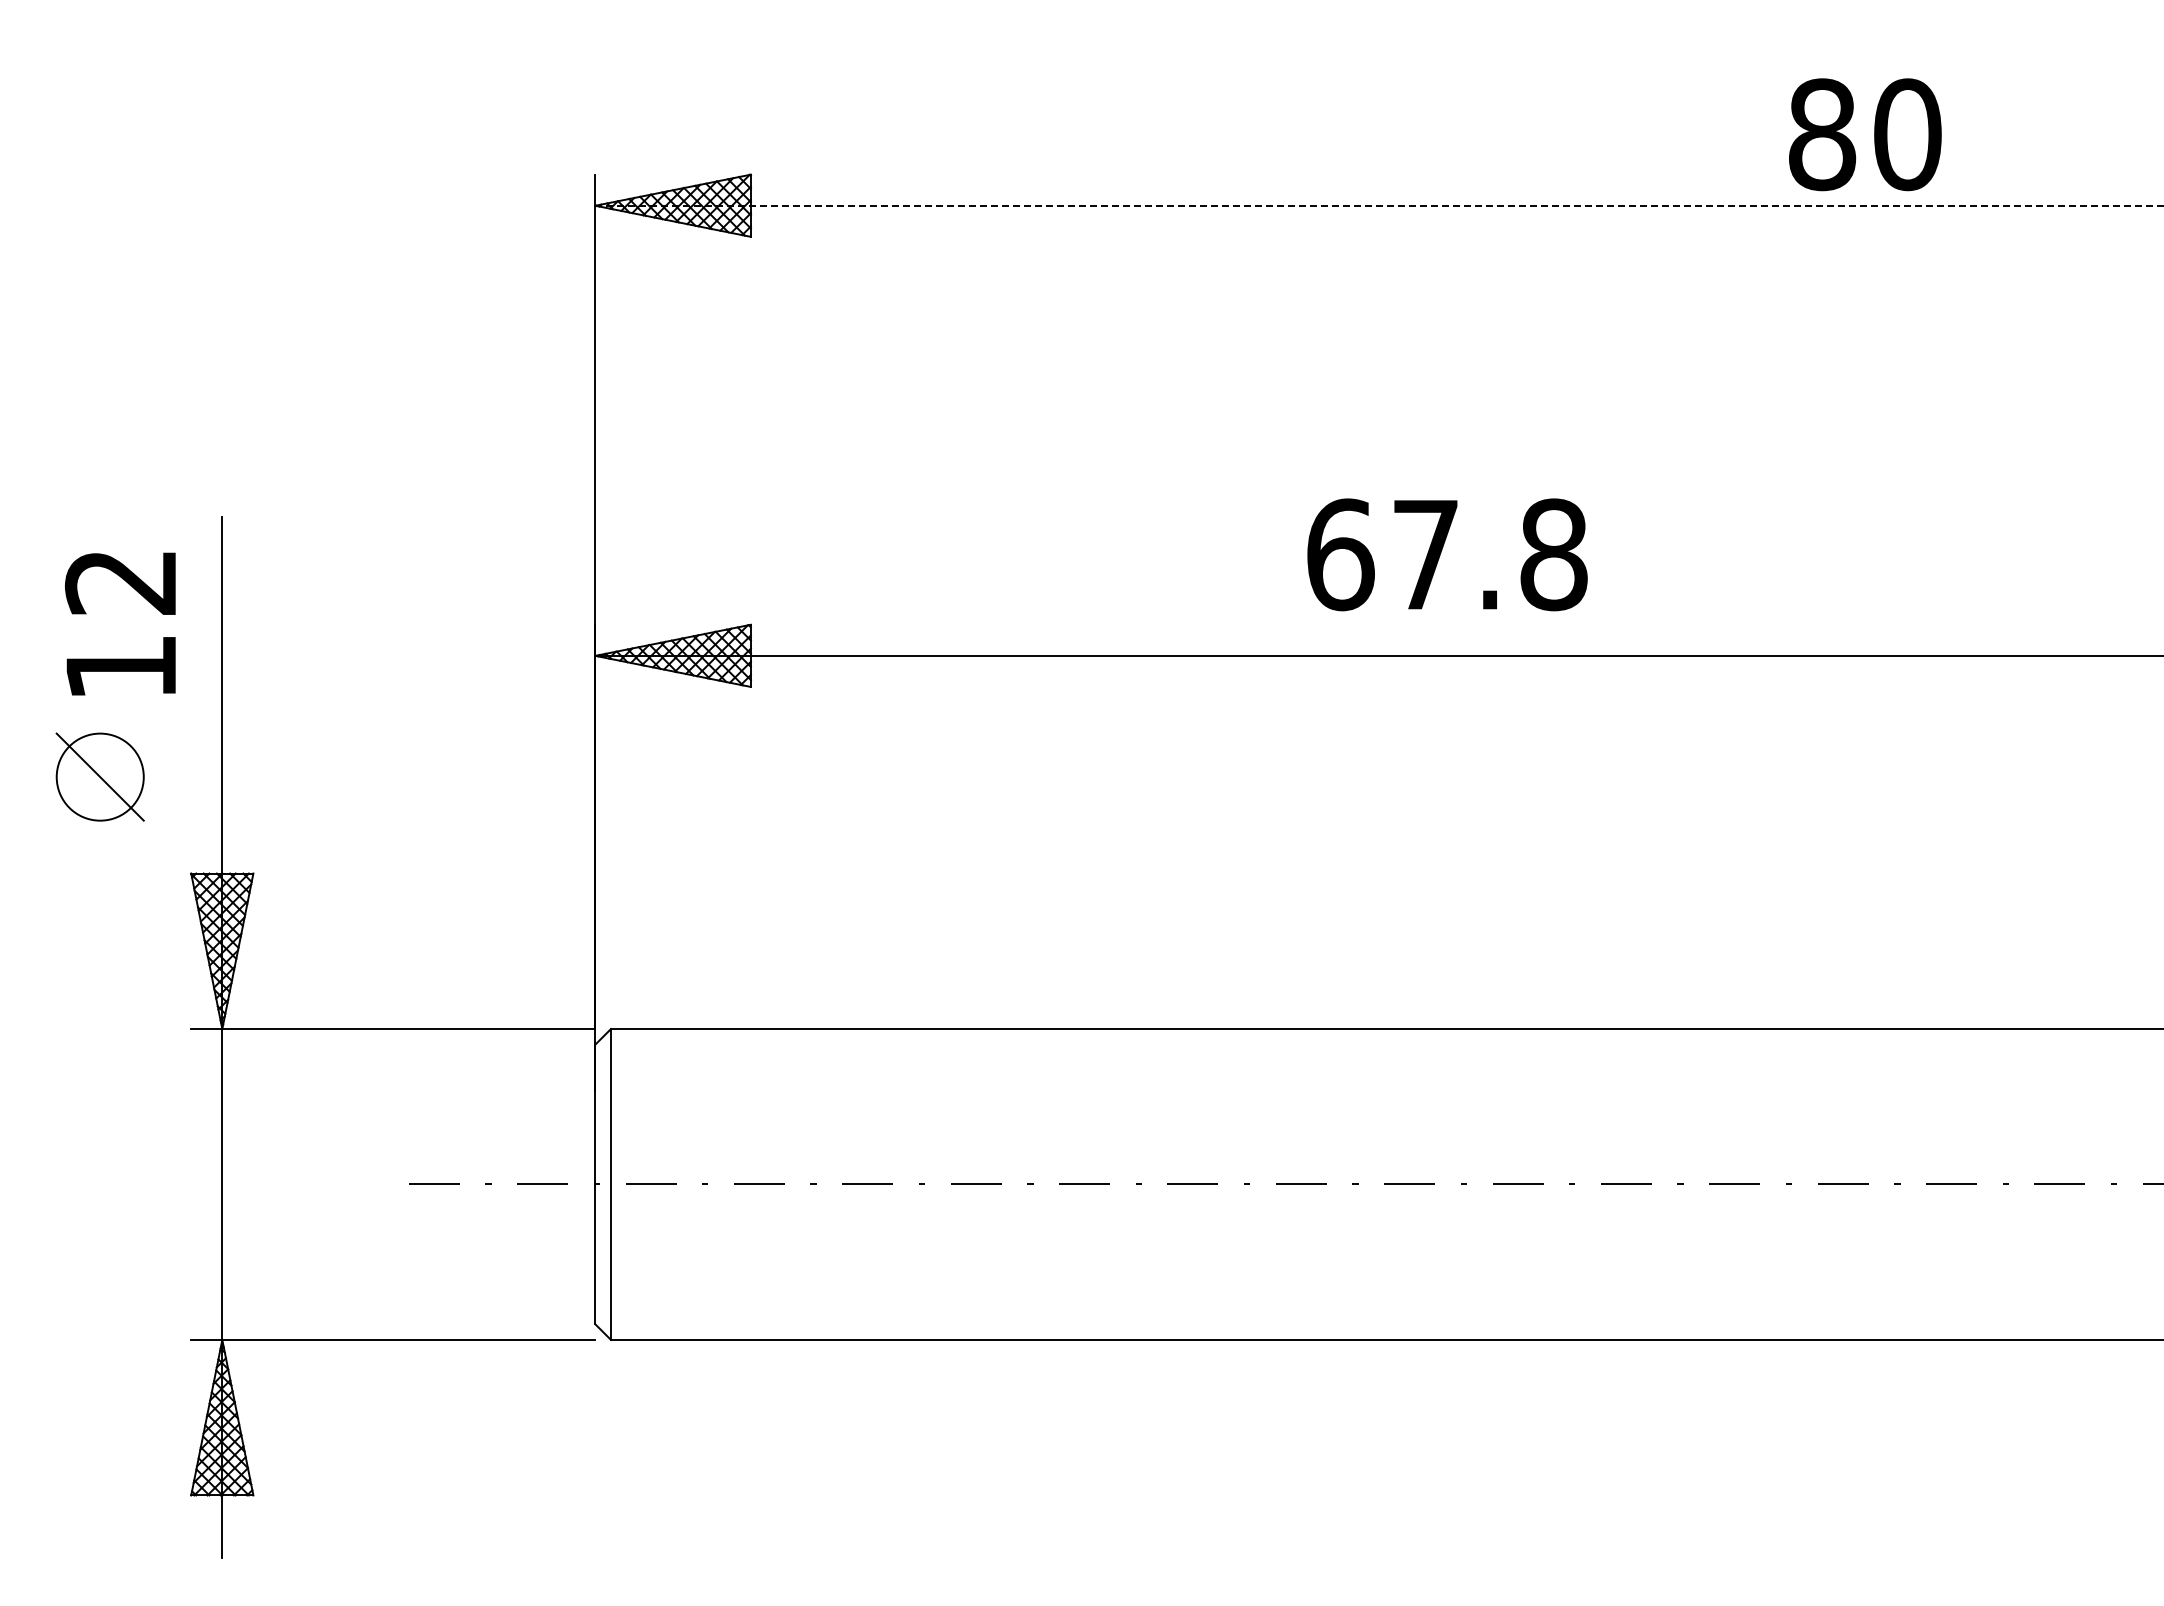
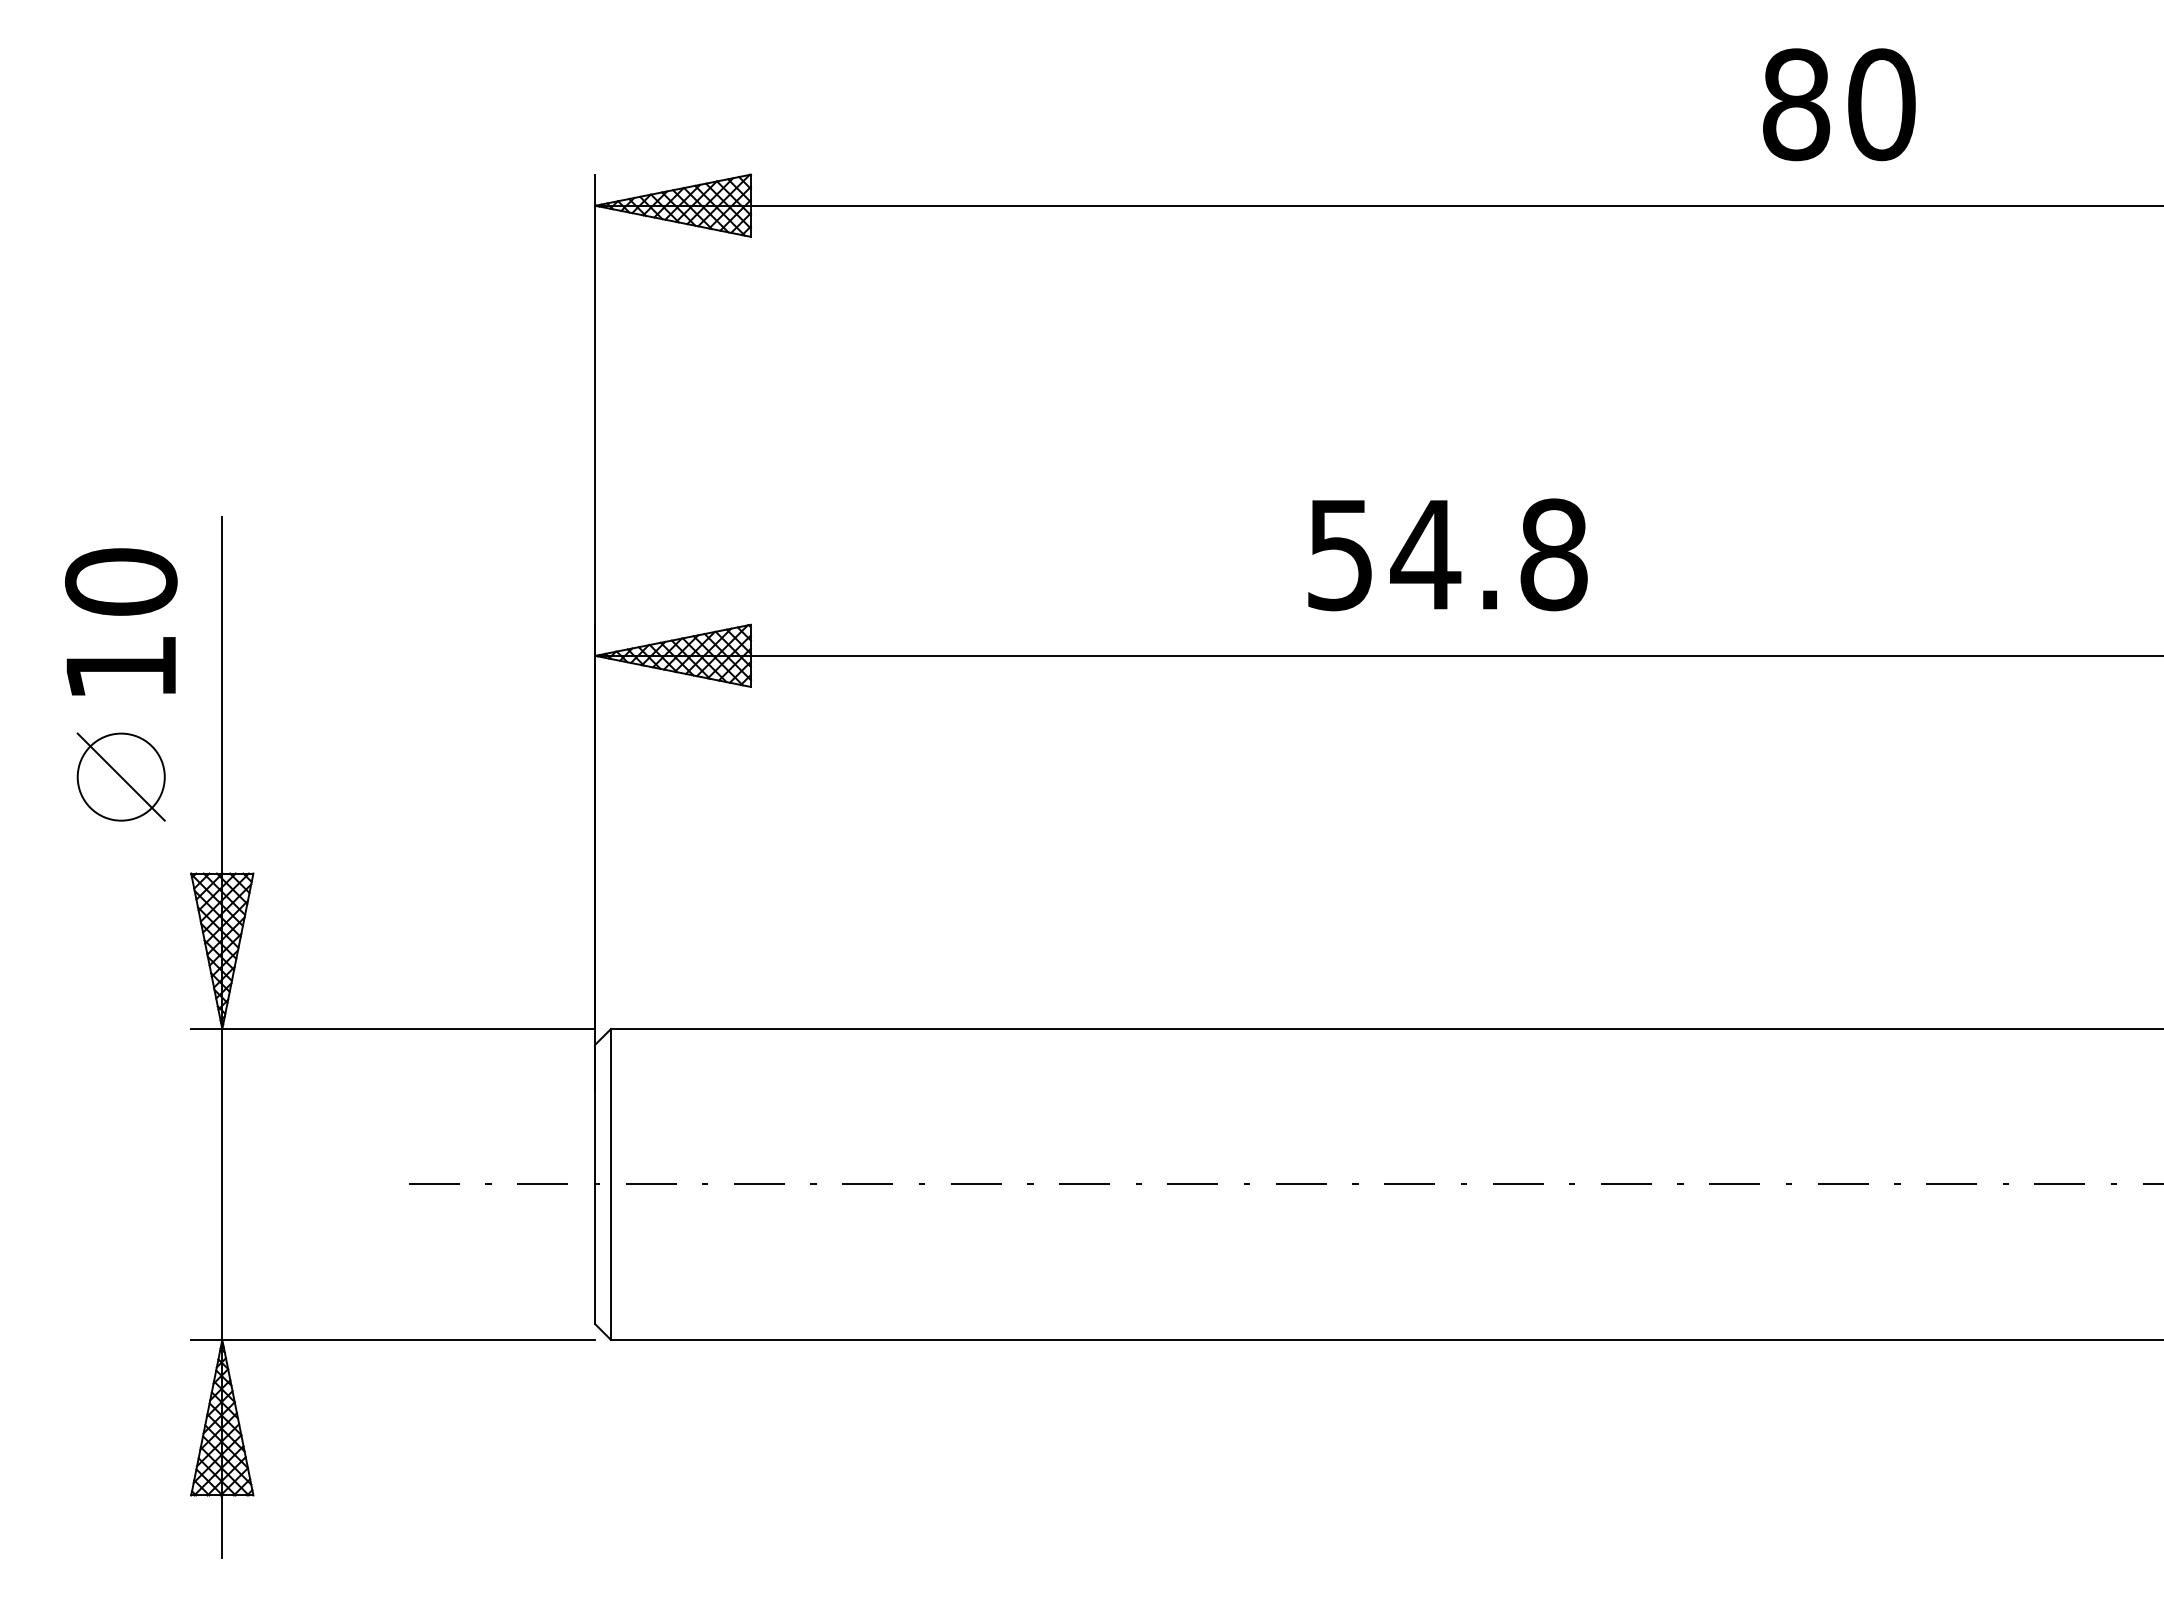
text position: (1865, 134) -> (1839, 104) (1839, 104)
line: dashed -> solid (1379, 205)
text: 67.8 -> 54.8 (1384, 554)
text: 12 -> 10 (120, 581)
part position: (99, 776) -> (120, 776) (120, 776)
